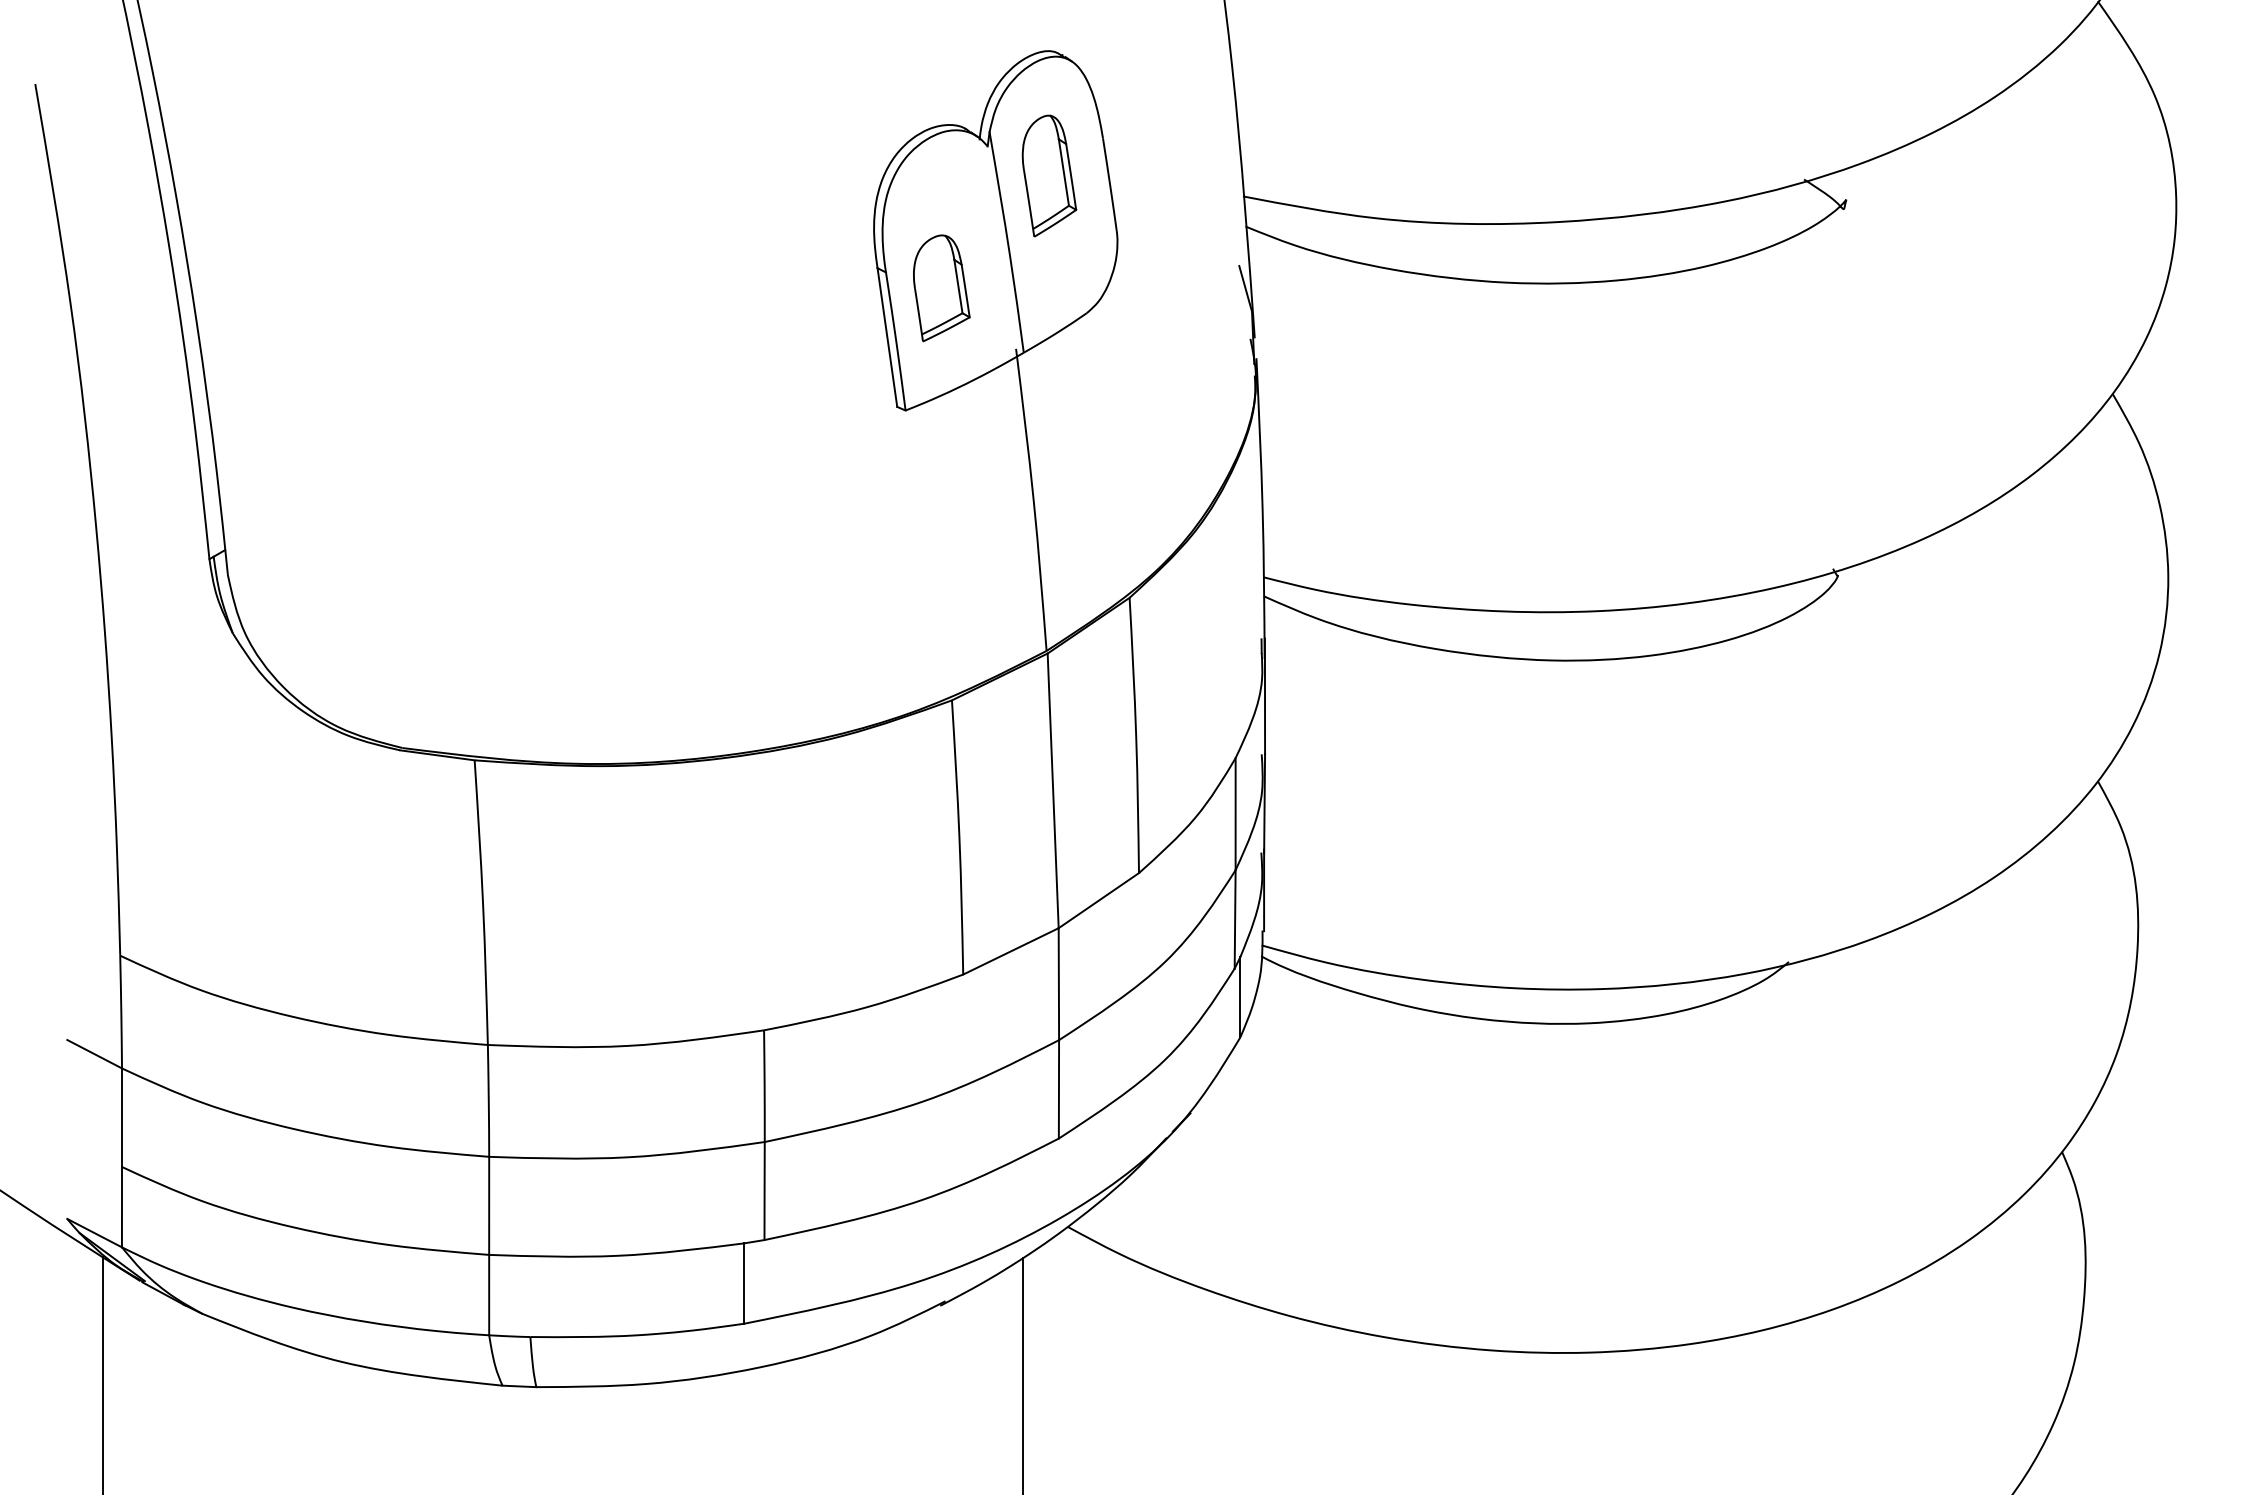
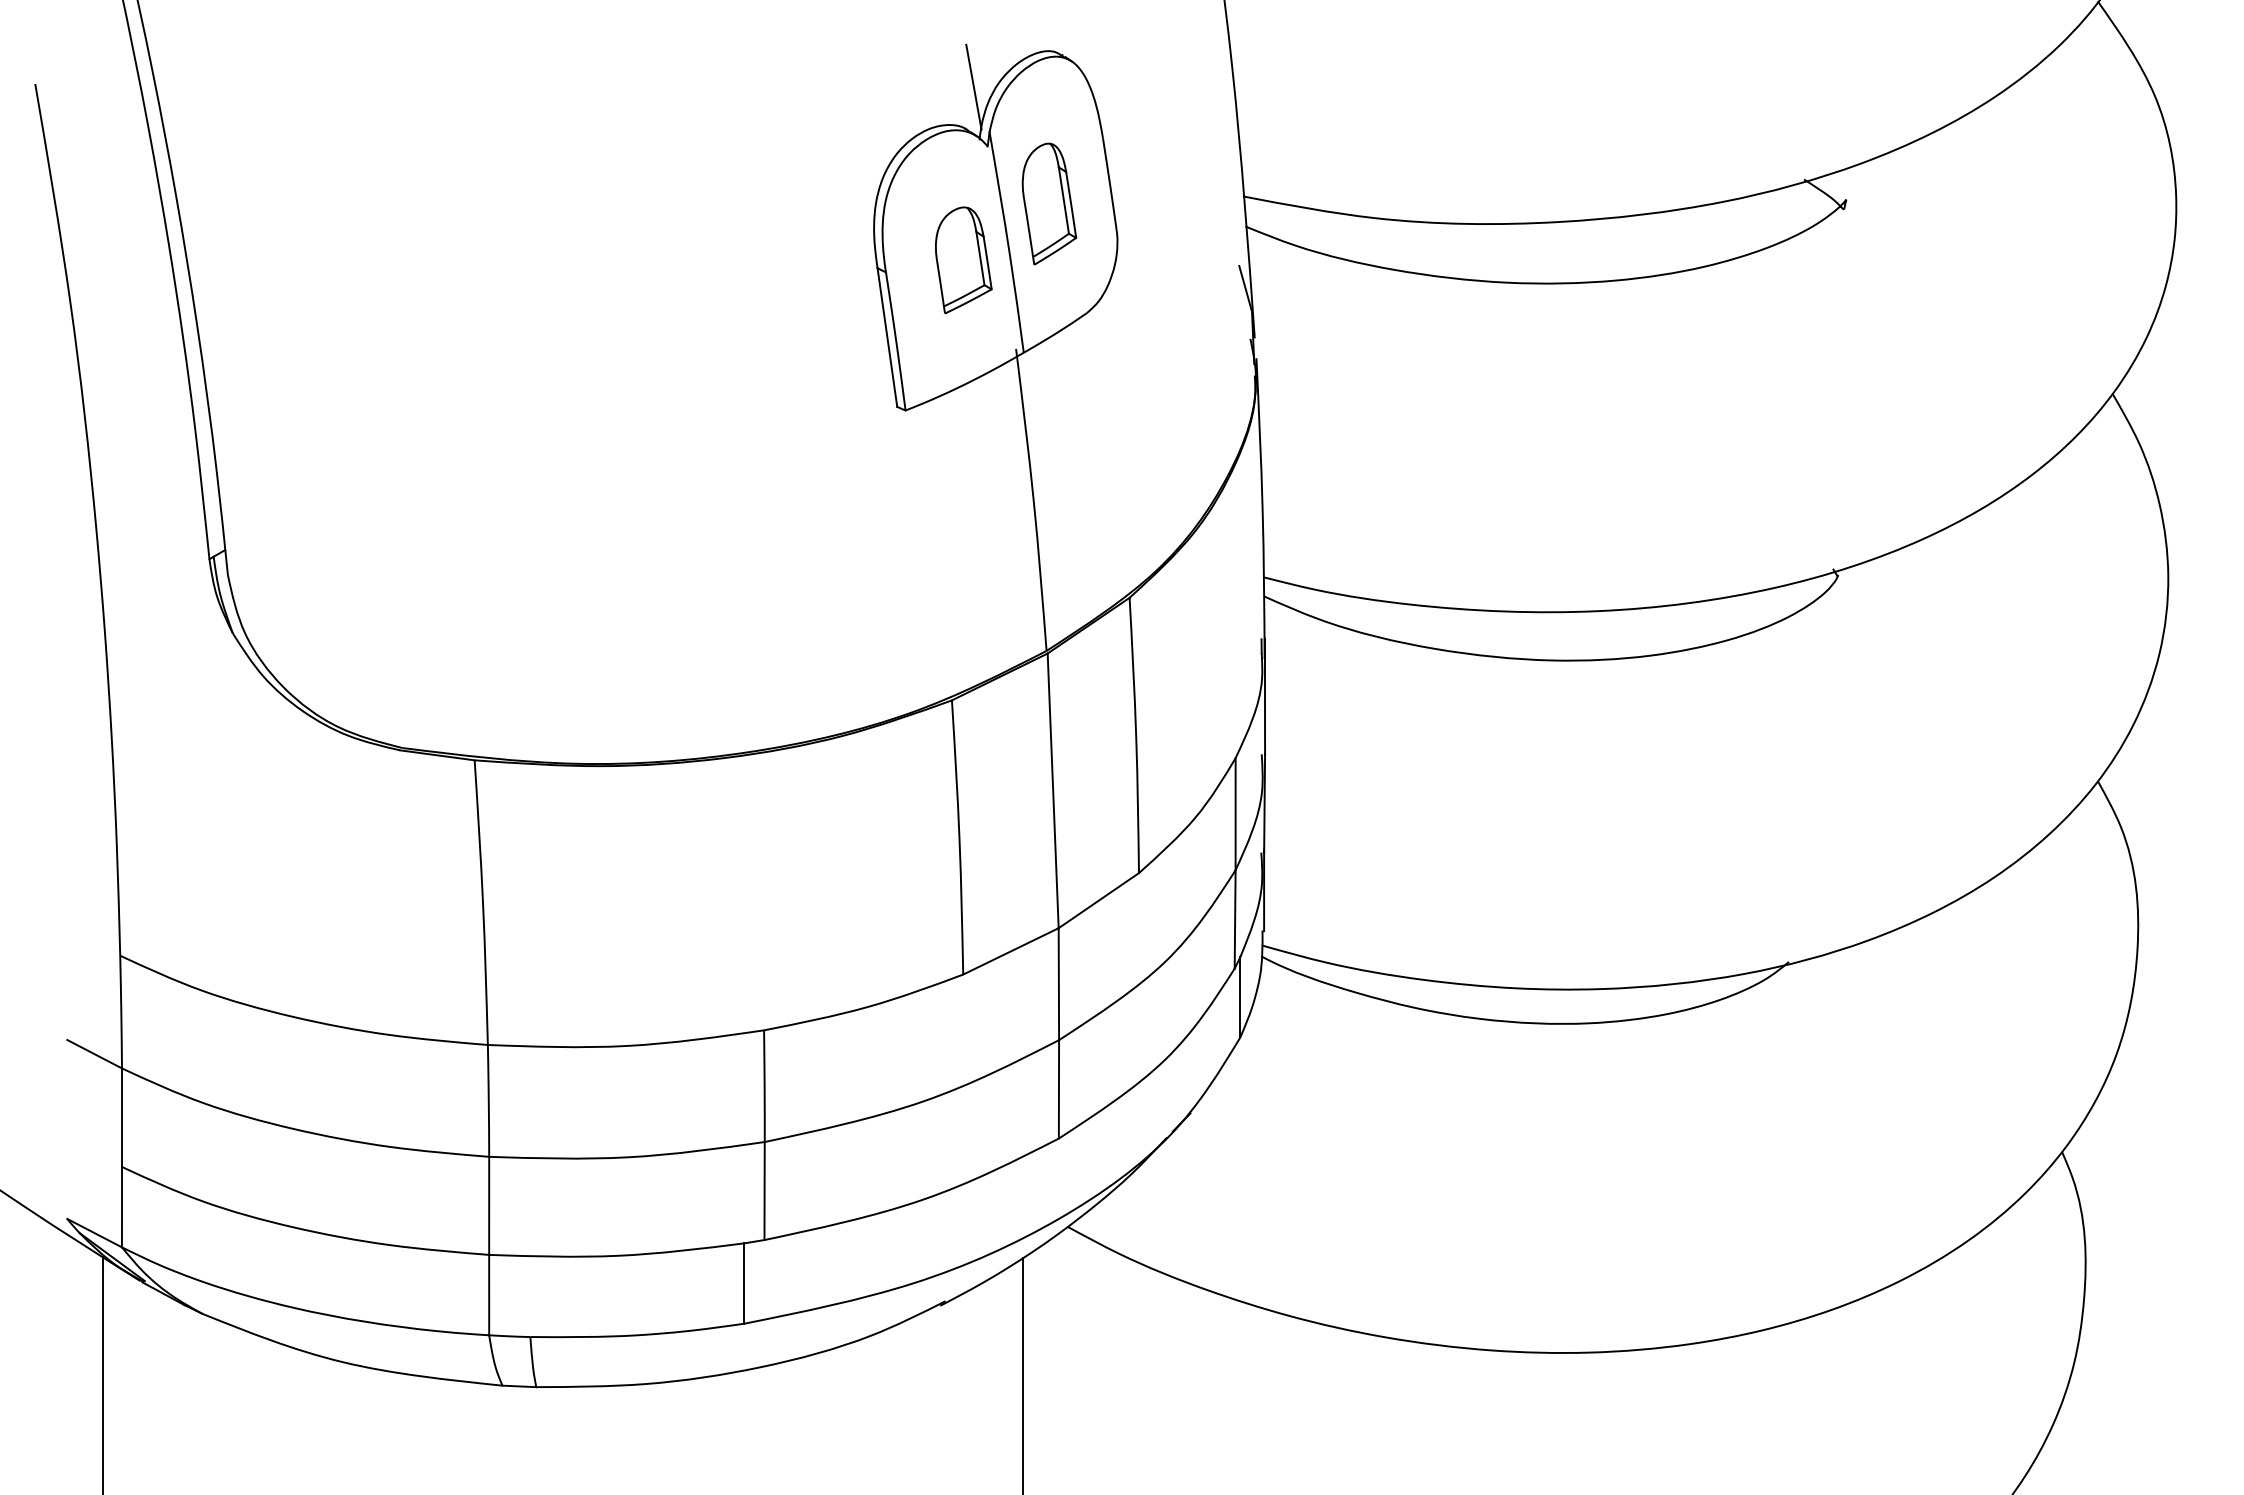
line: none -> present (973, 86)
part position: (1049, 175) -> (1049, 203) (1049, 203)
part position: (941, 288) -> (963, 260) (963, 260)
